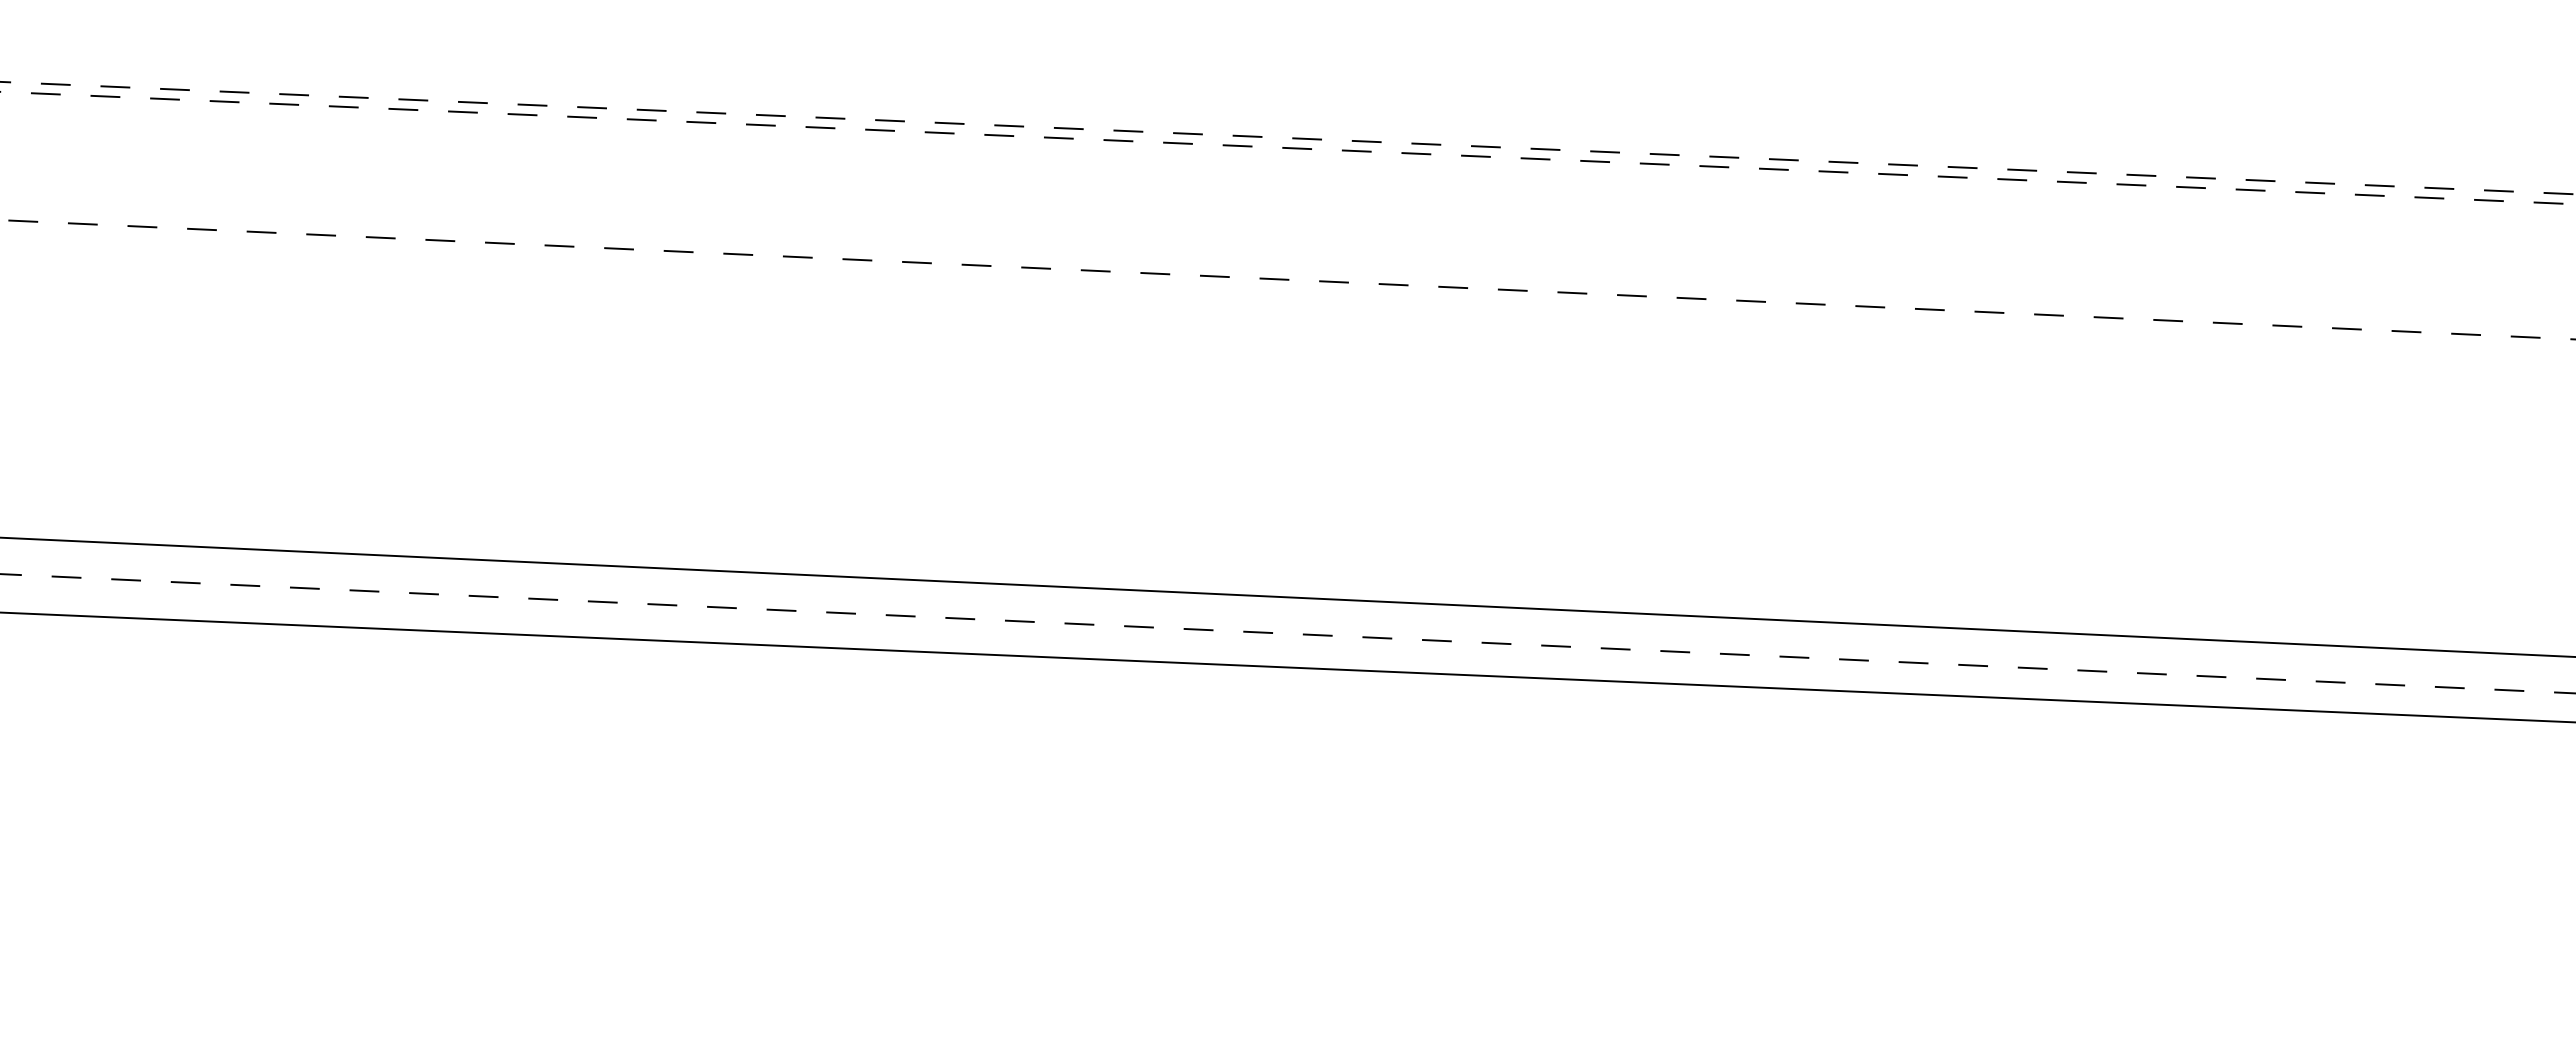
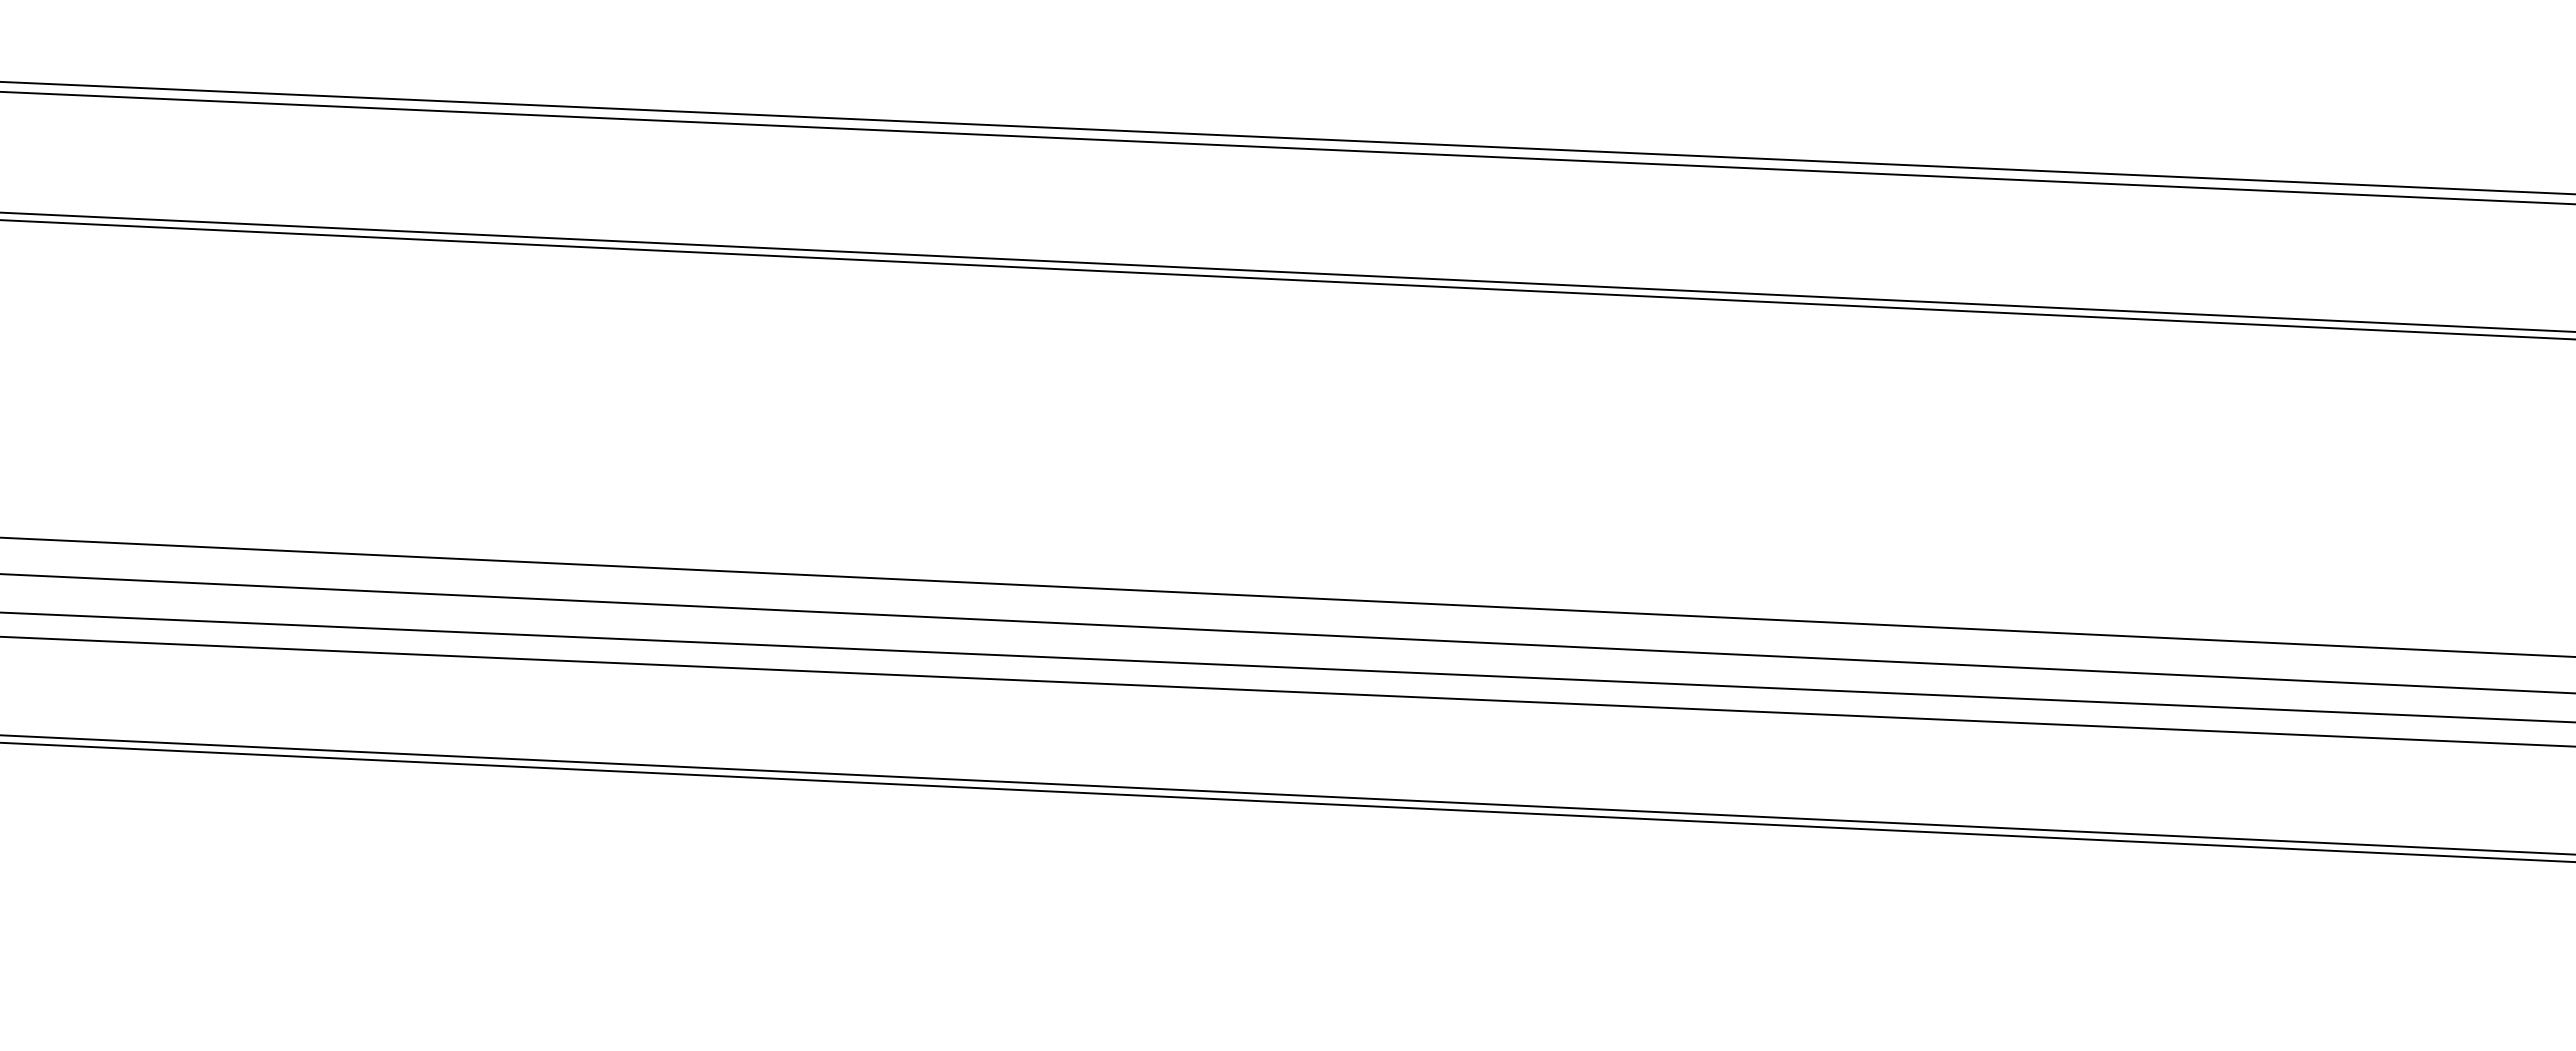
line: dashed -> solid (1288, 138)
line: dashed -> solid (1288, 148)
line: none -> present (1287, 271)
line: dashed -> solid (1288, 279)
line: dashed -> solid (1288, 633)
line: none -> present (1287, 691)
line: none -> present (1287, 794)
line: none -> present (1287, 801)
